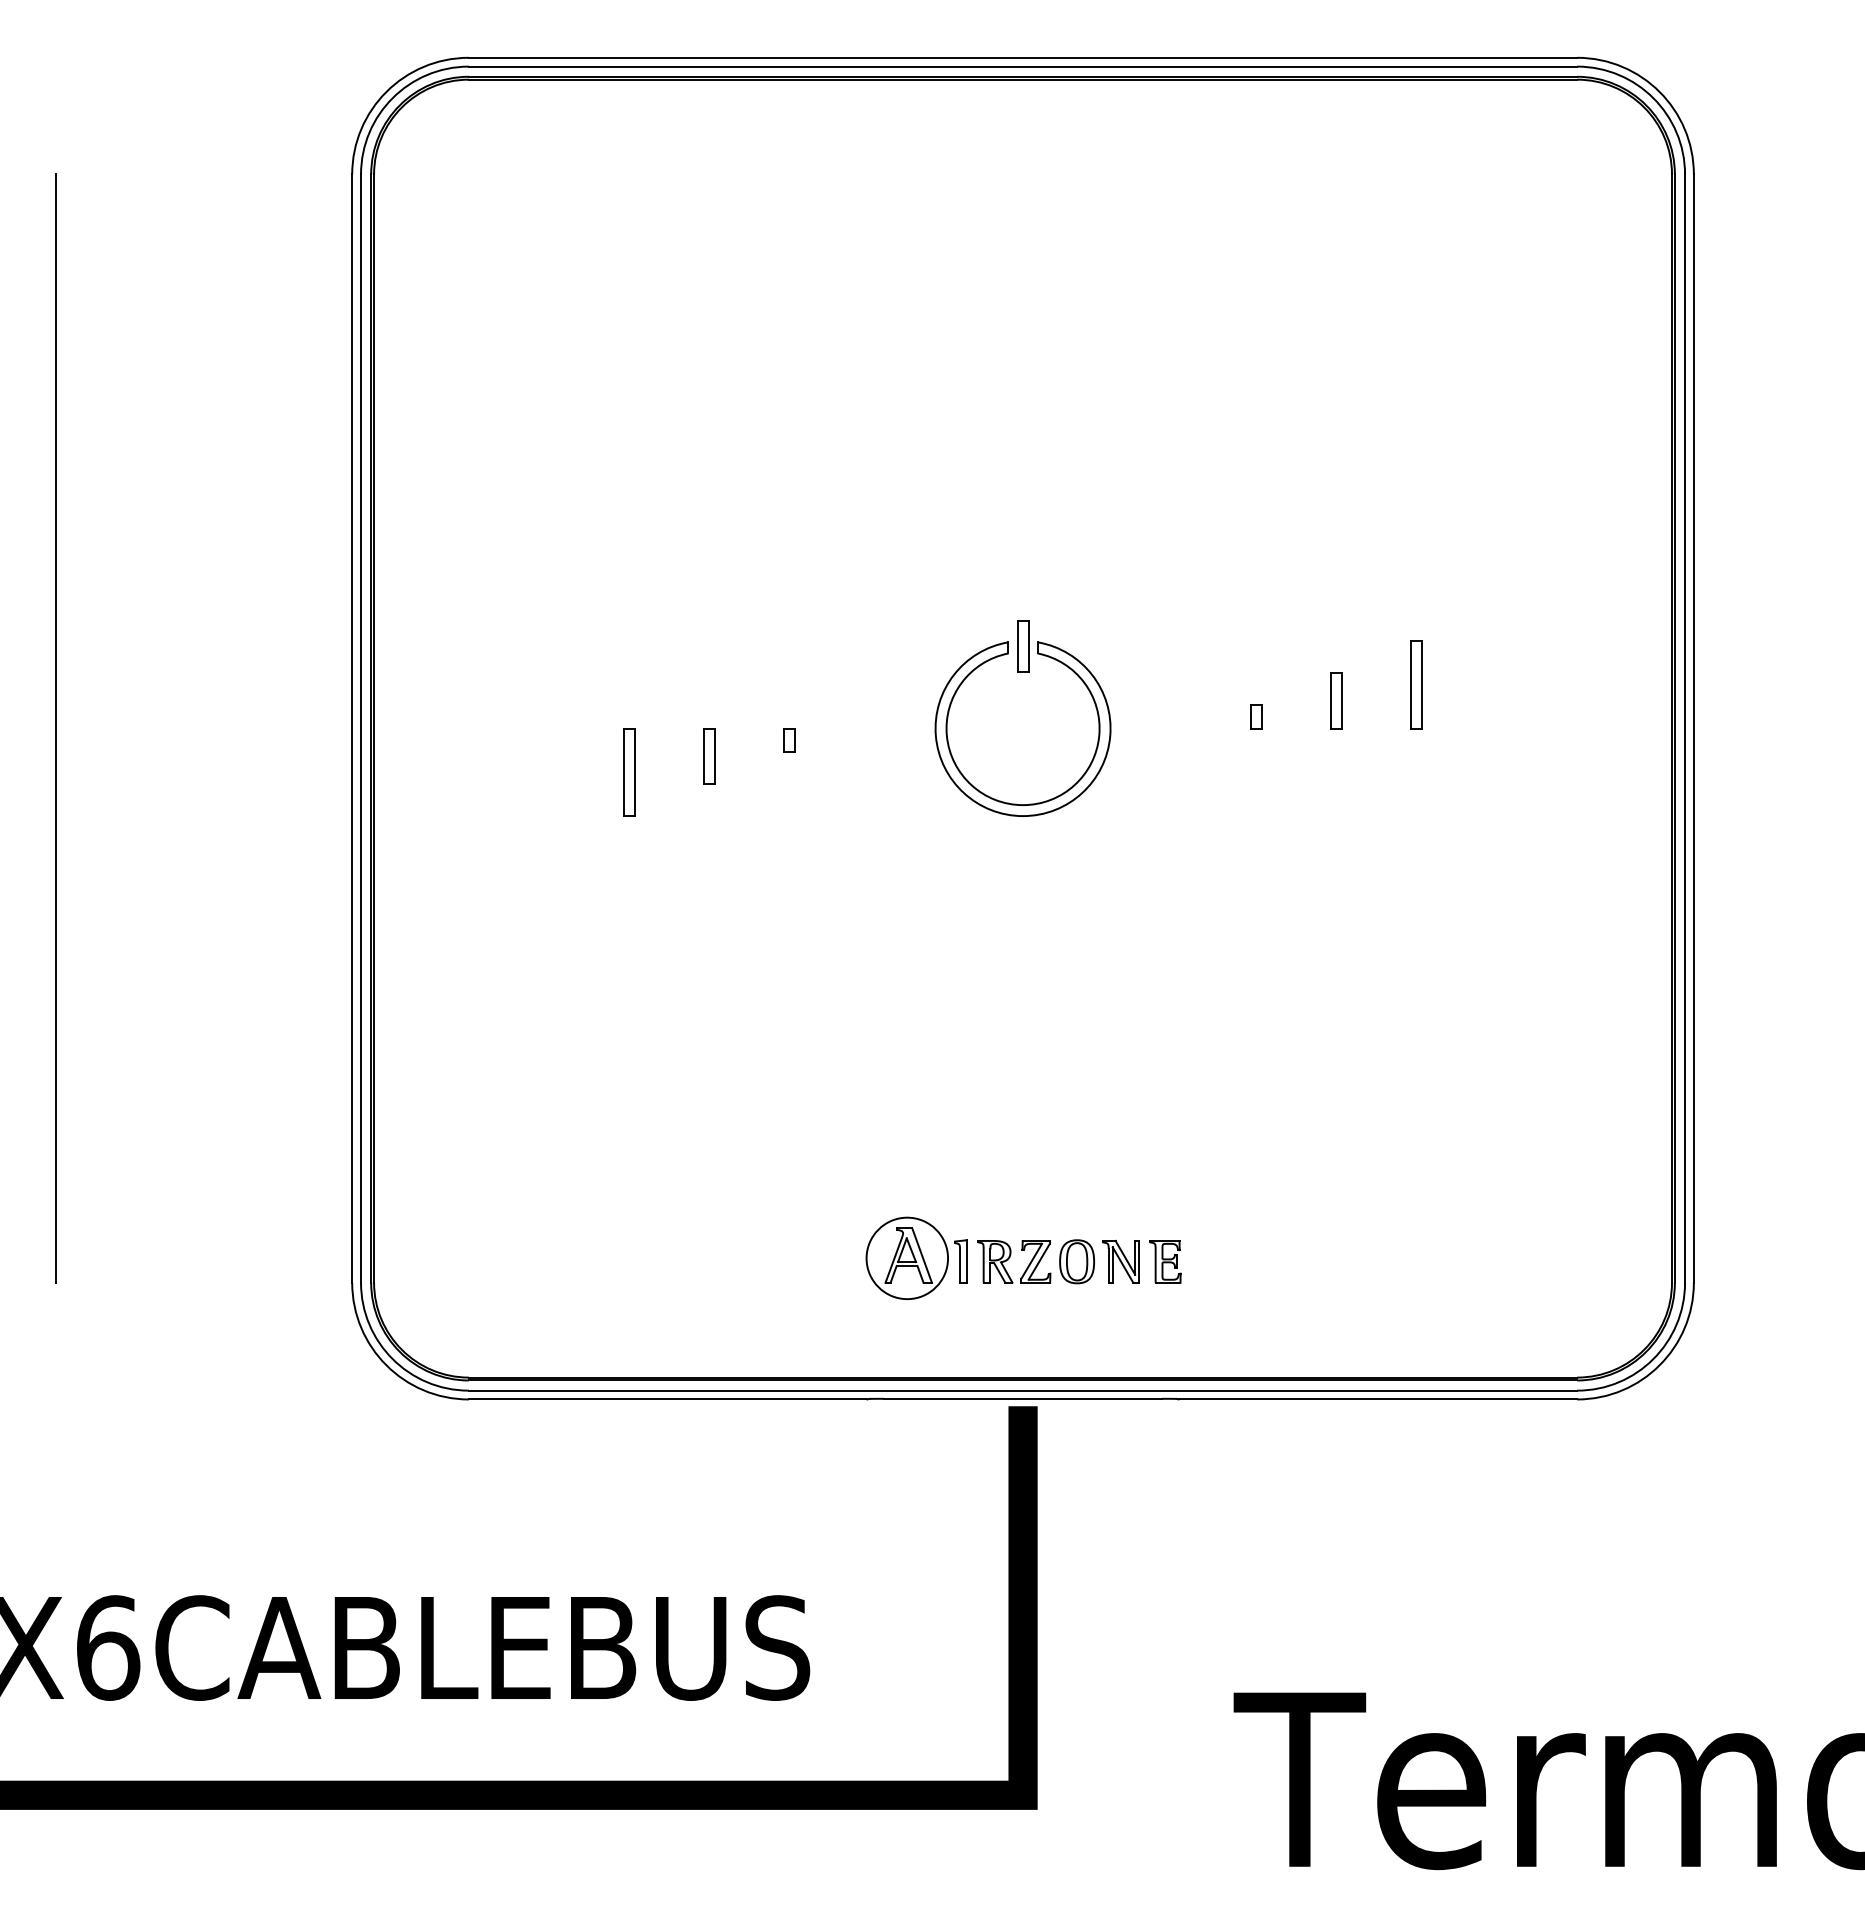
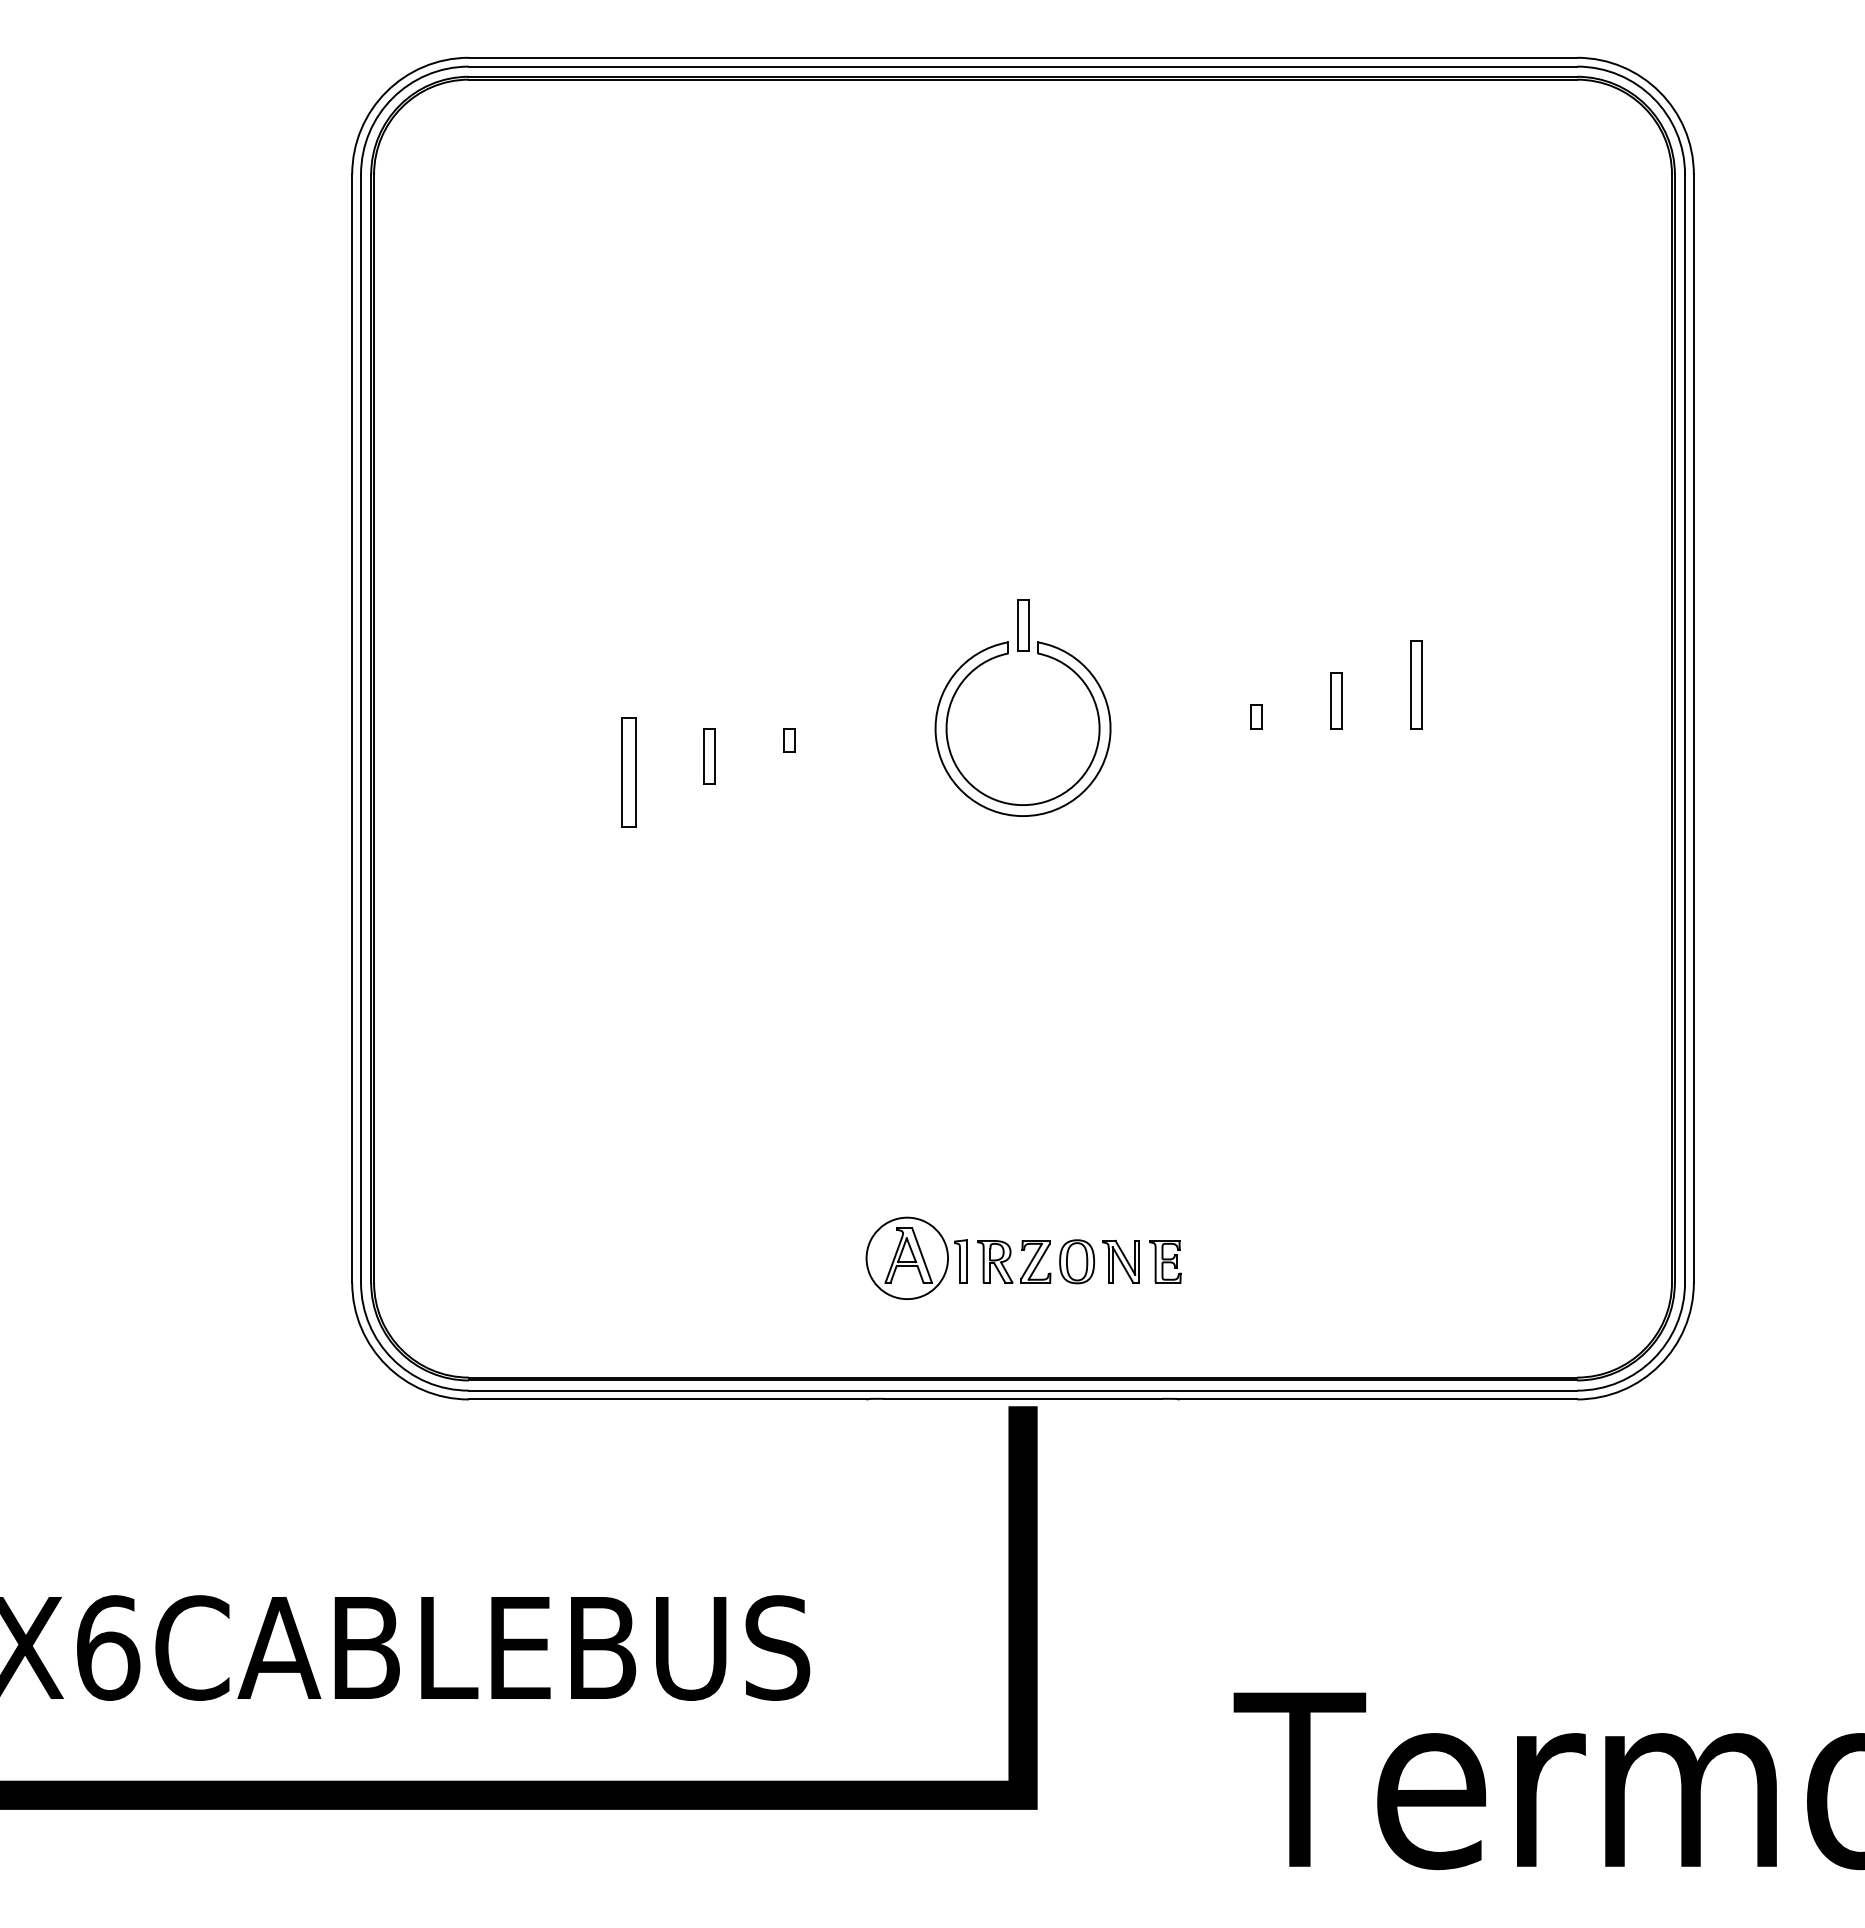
part position: (1023, 646) -> (1023, 625) (1023, 625)
line: present -> none (55, 728)
part size: 13x89 px -> 16x111 px (628, 772)
